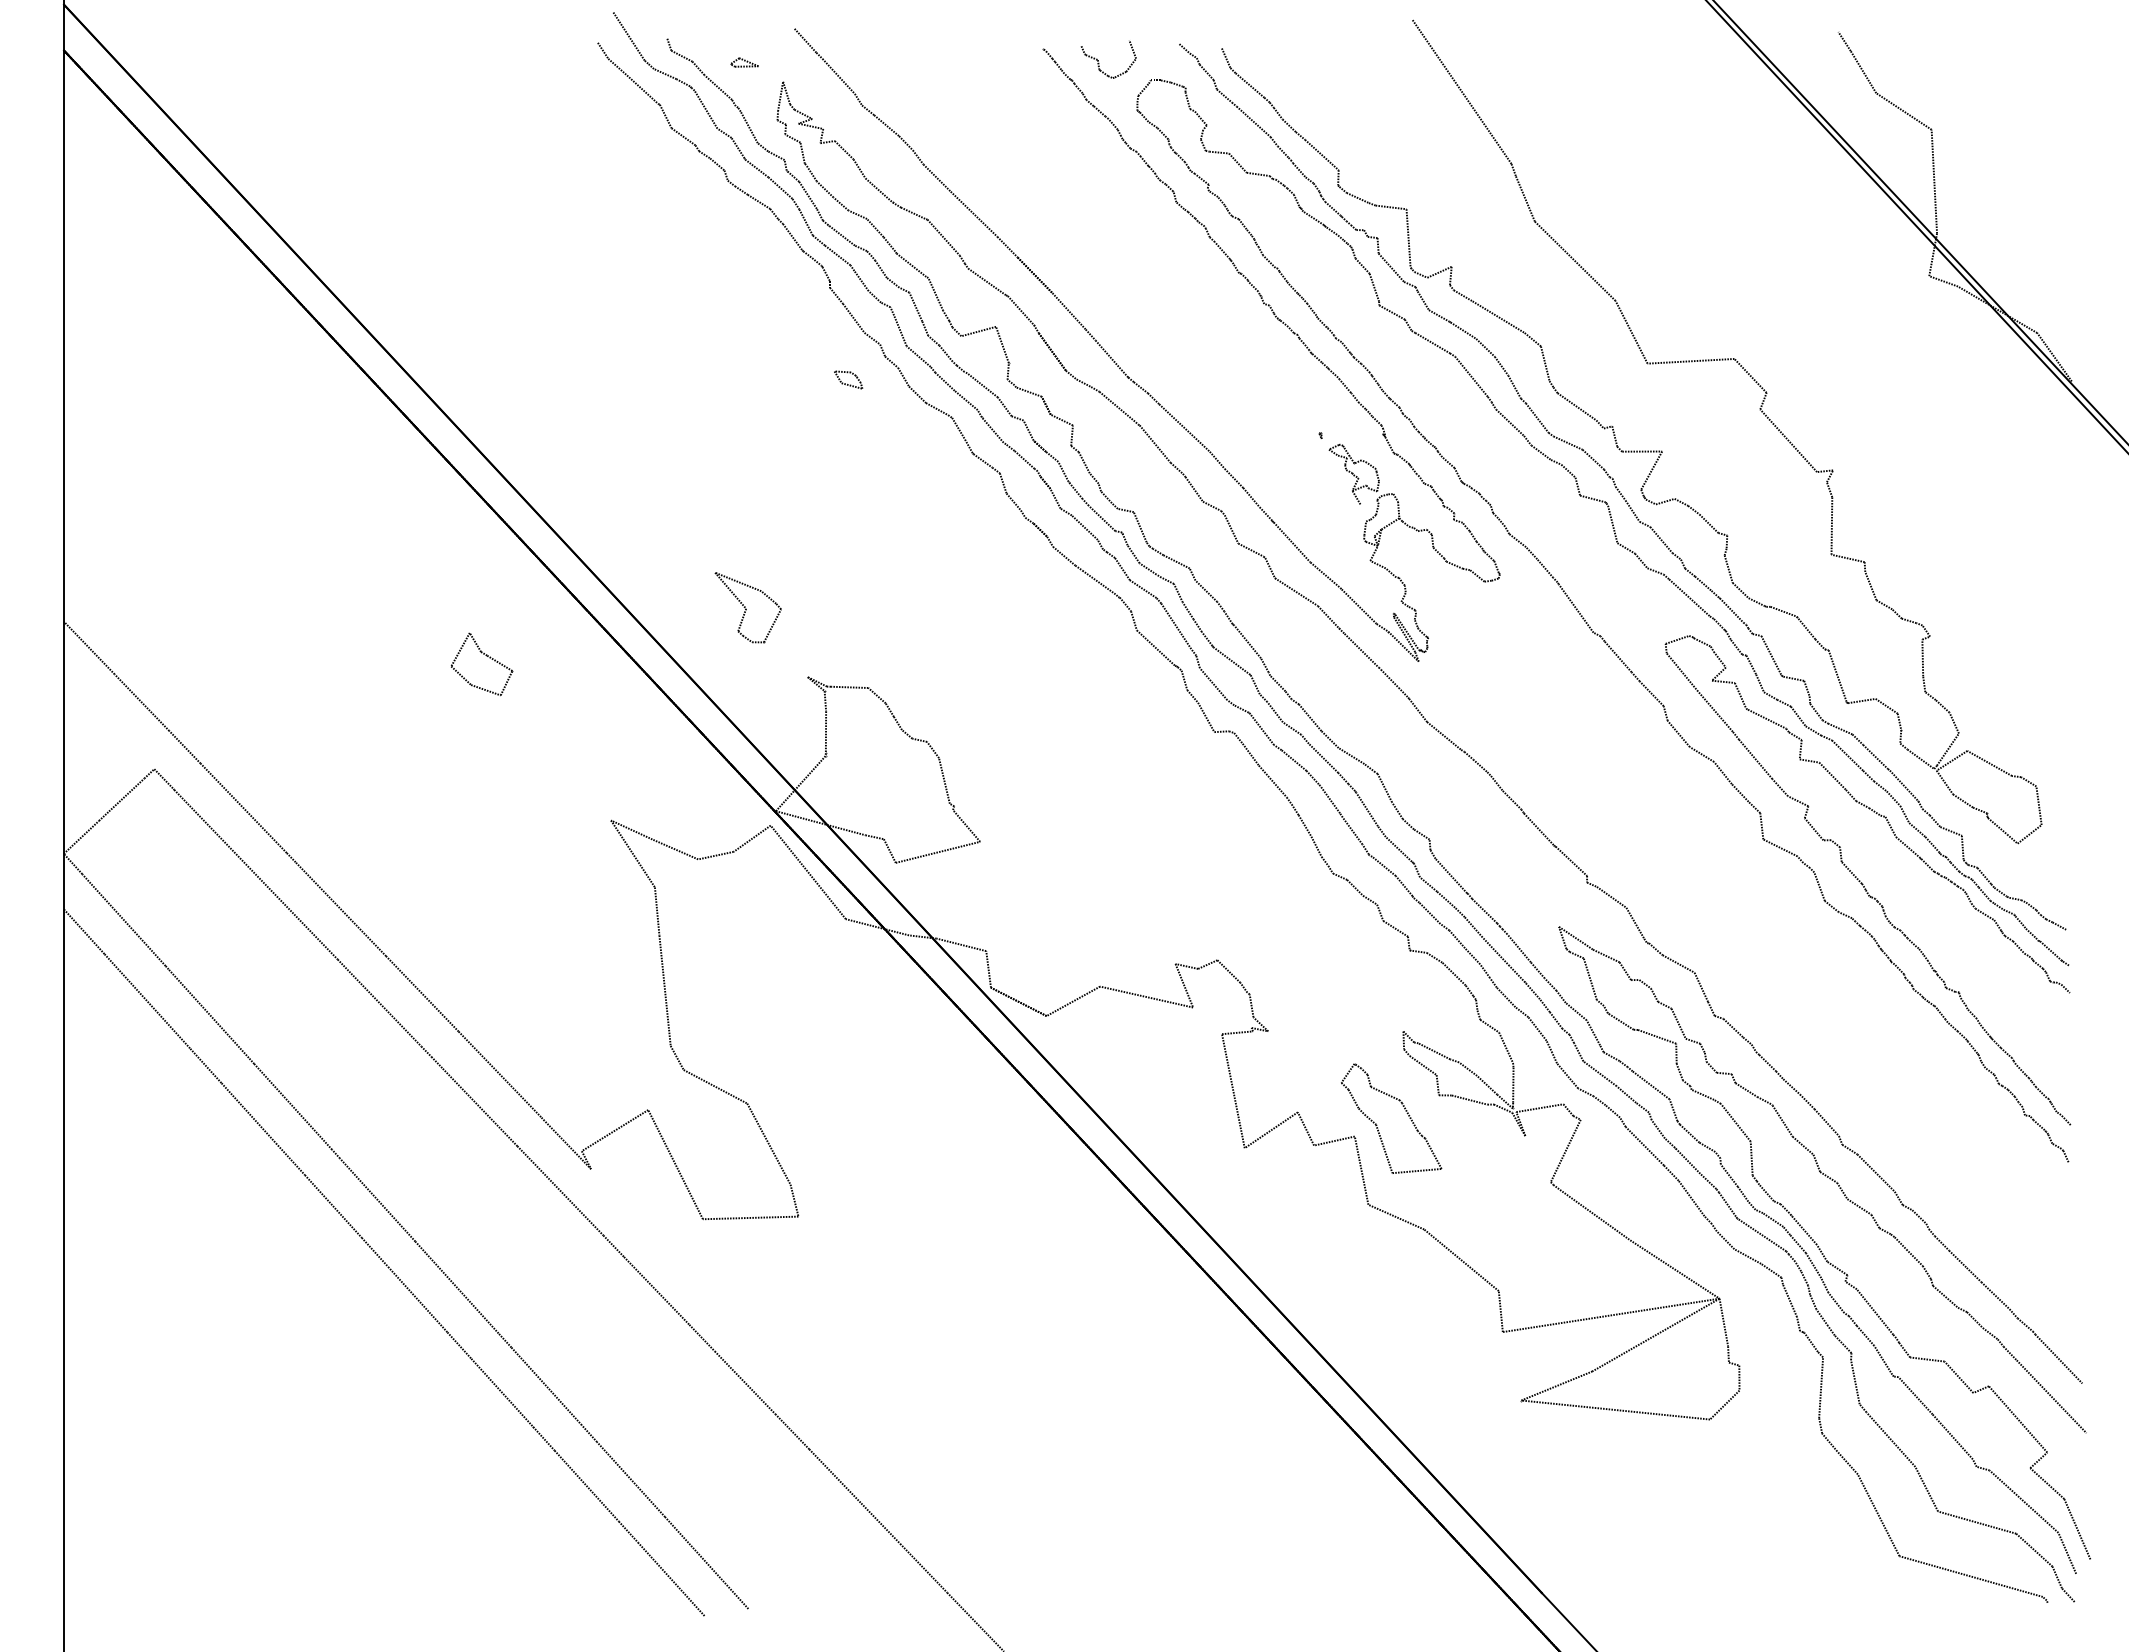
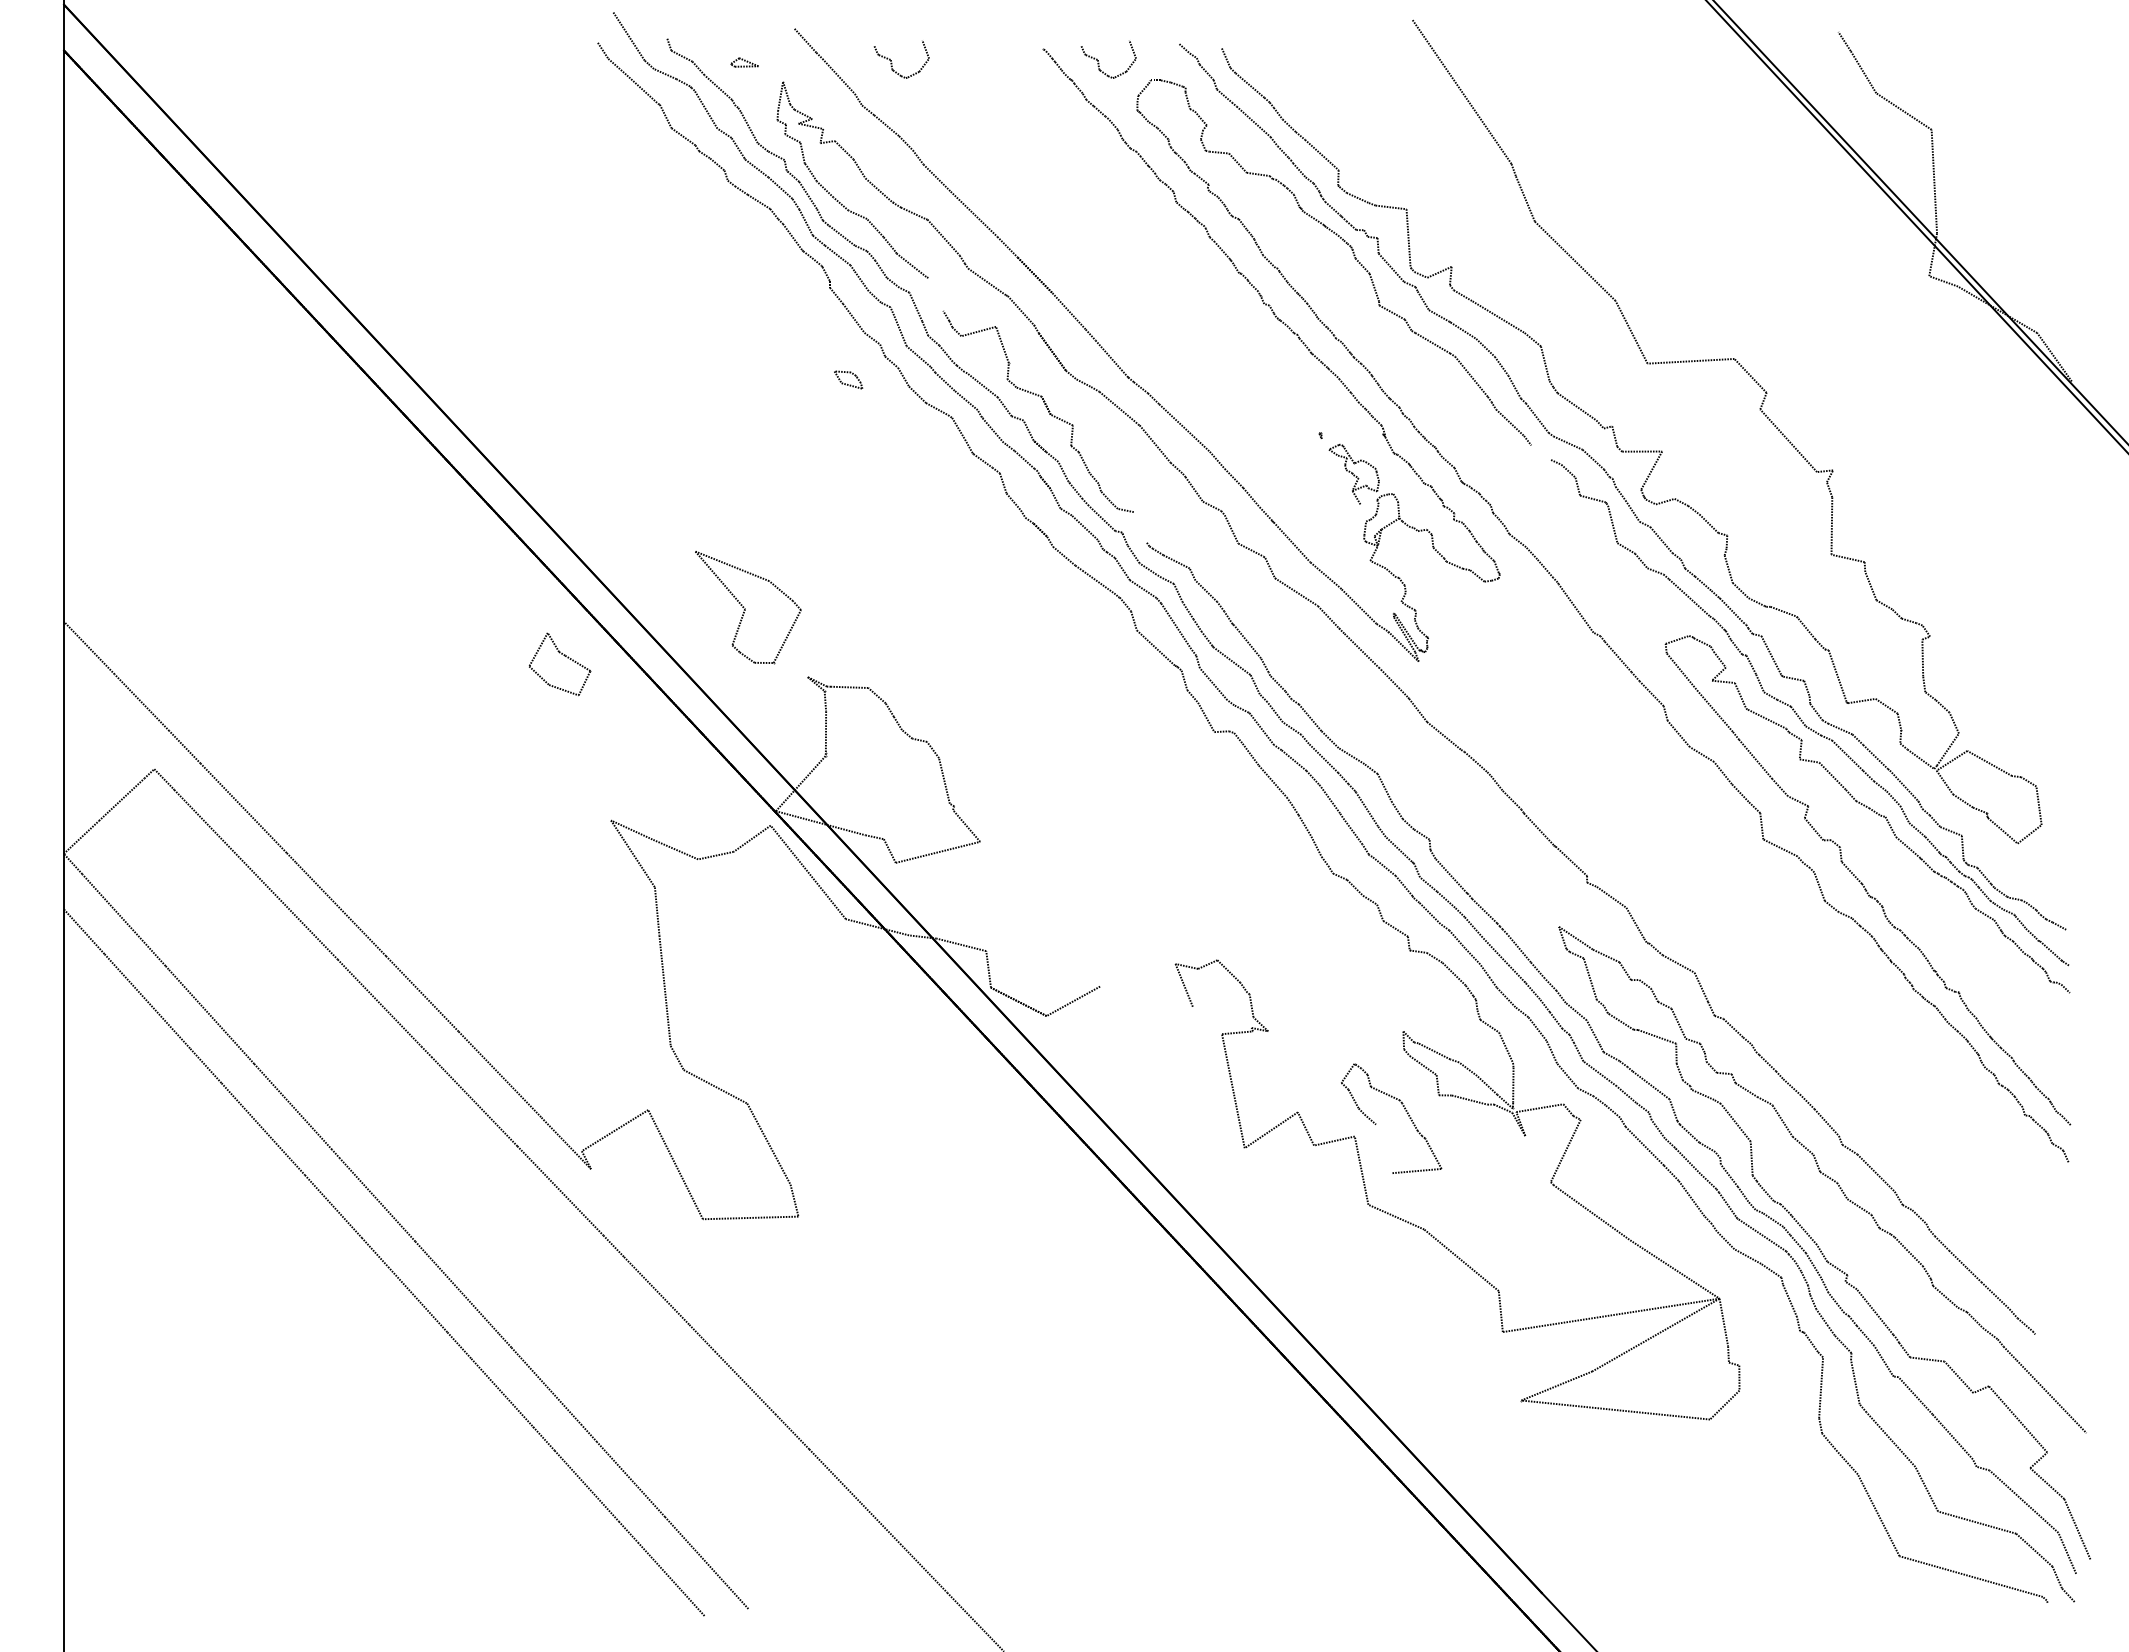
part: none -> present (892, 63)
line: present -> none (935, 293)
line: present -> none (1541, 452)
line: present -> none (1139, 527)
part size: 68x72 px -> 107x114 px (748, 607)
part position: (486, 656) -> (564, 656) (564, 656)
line: present -> none (1146, 996)
line: present -> none (1384, 1148)
line: present -> none (2058, 1358)
